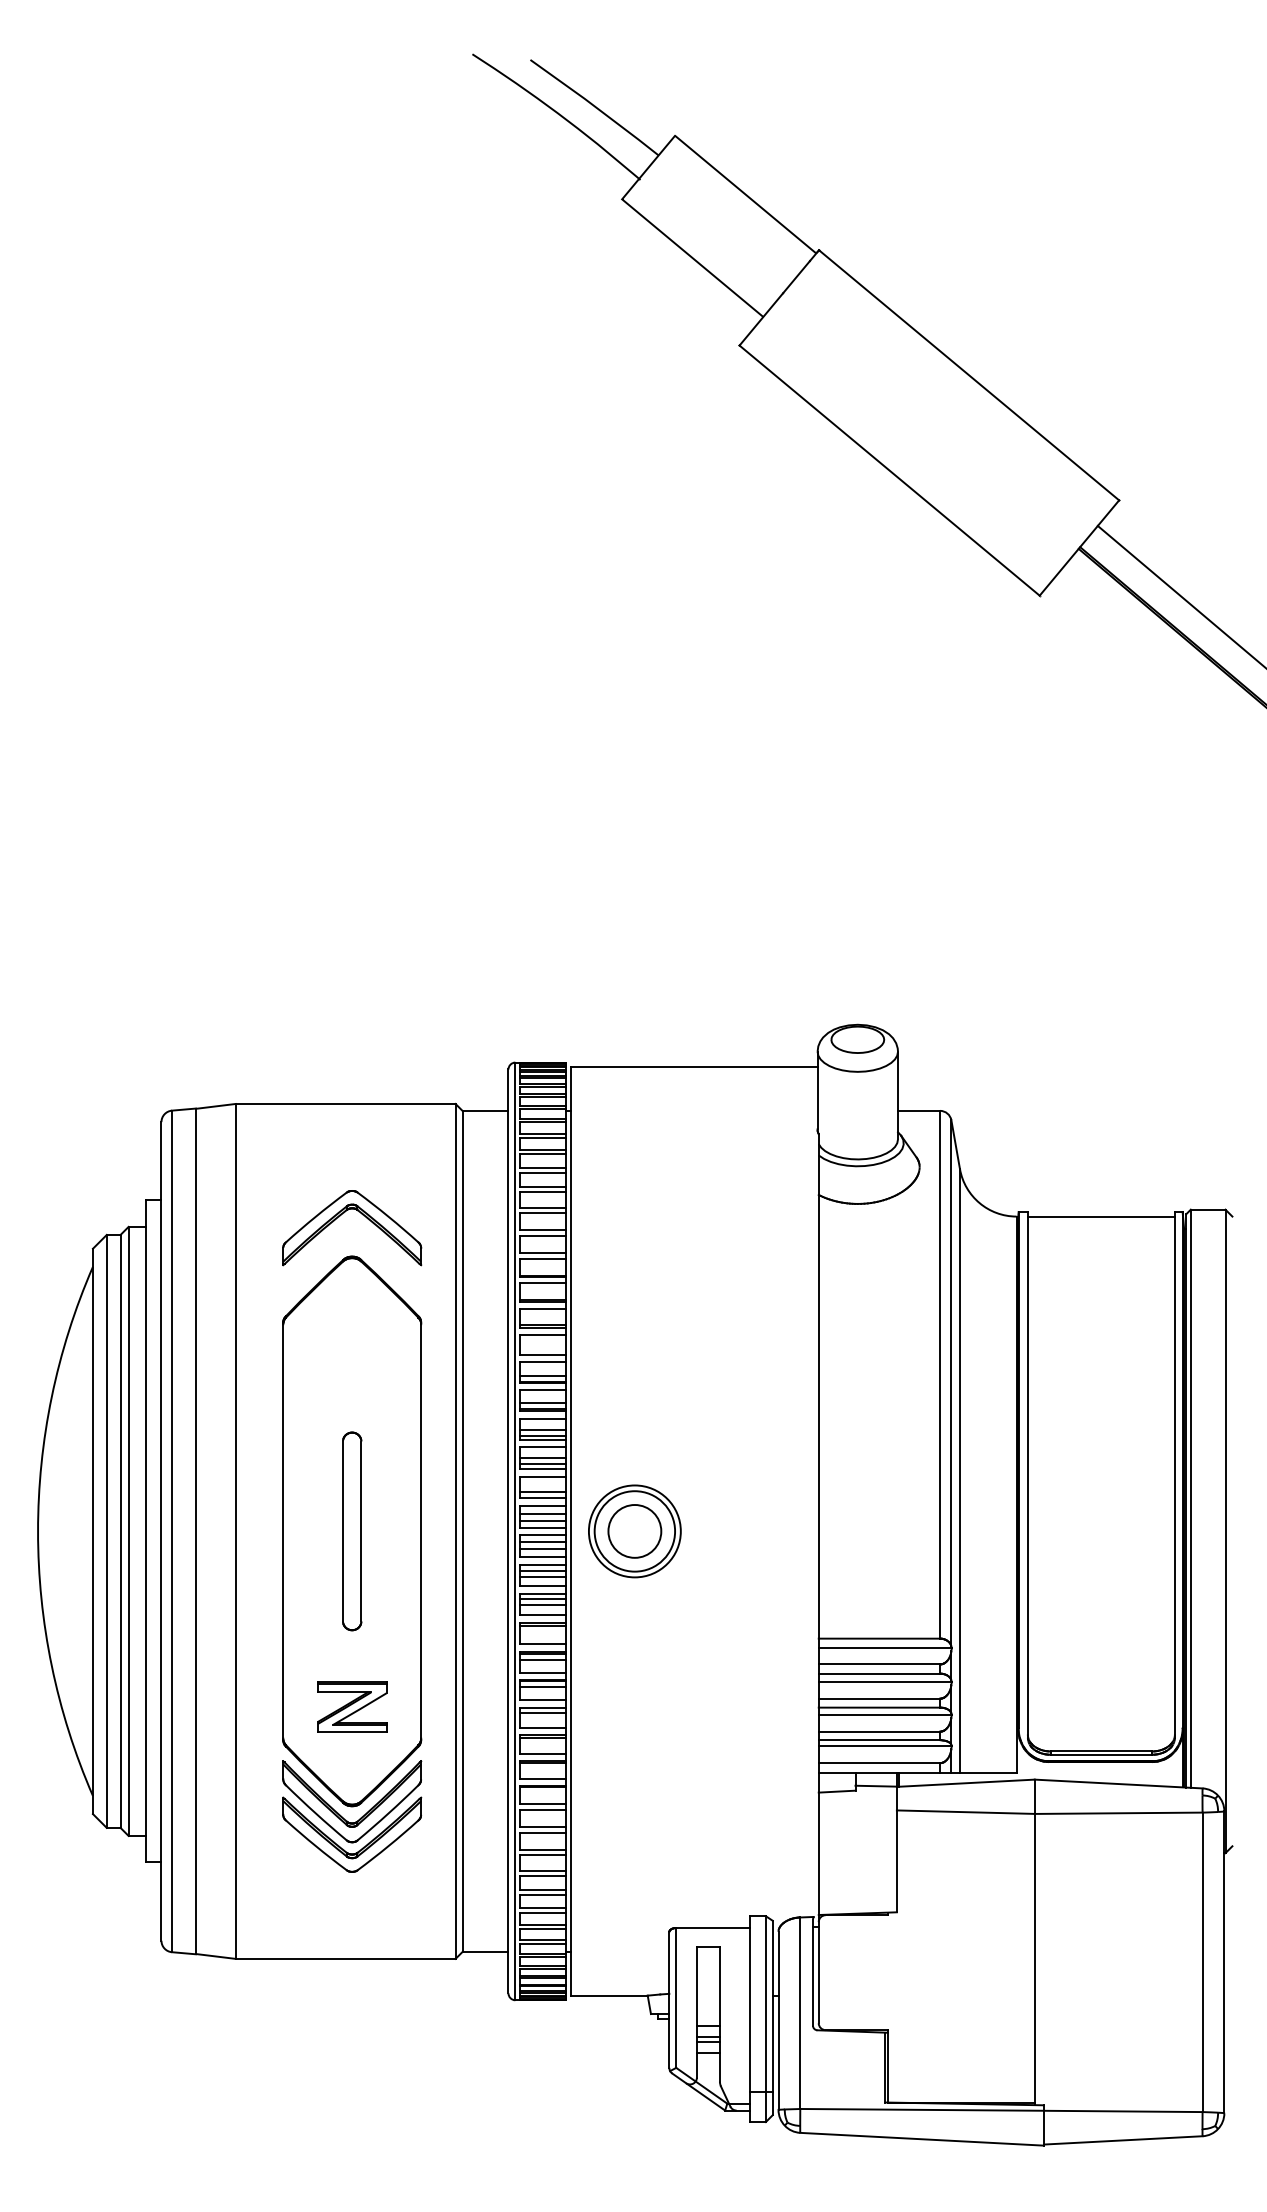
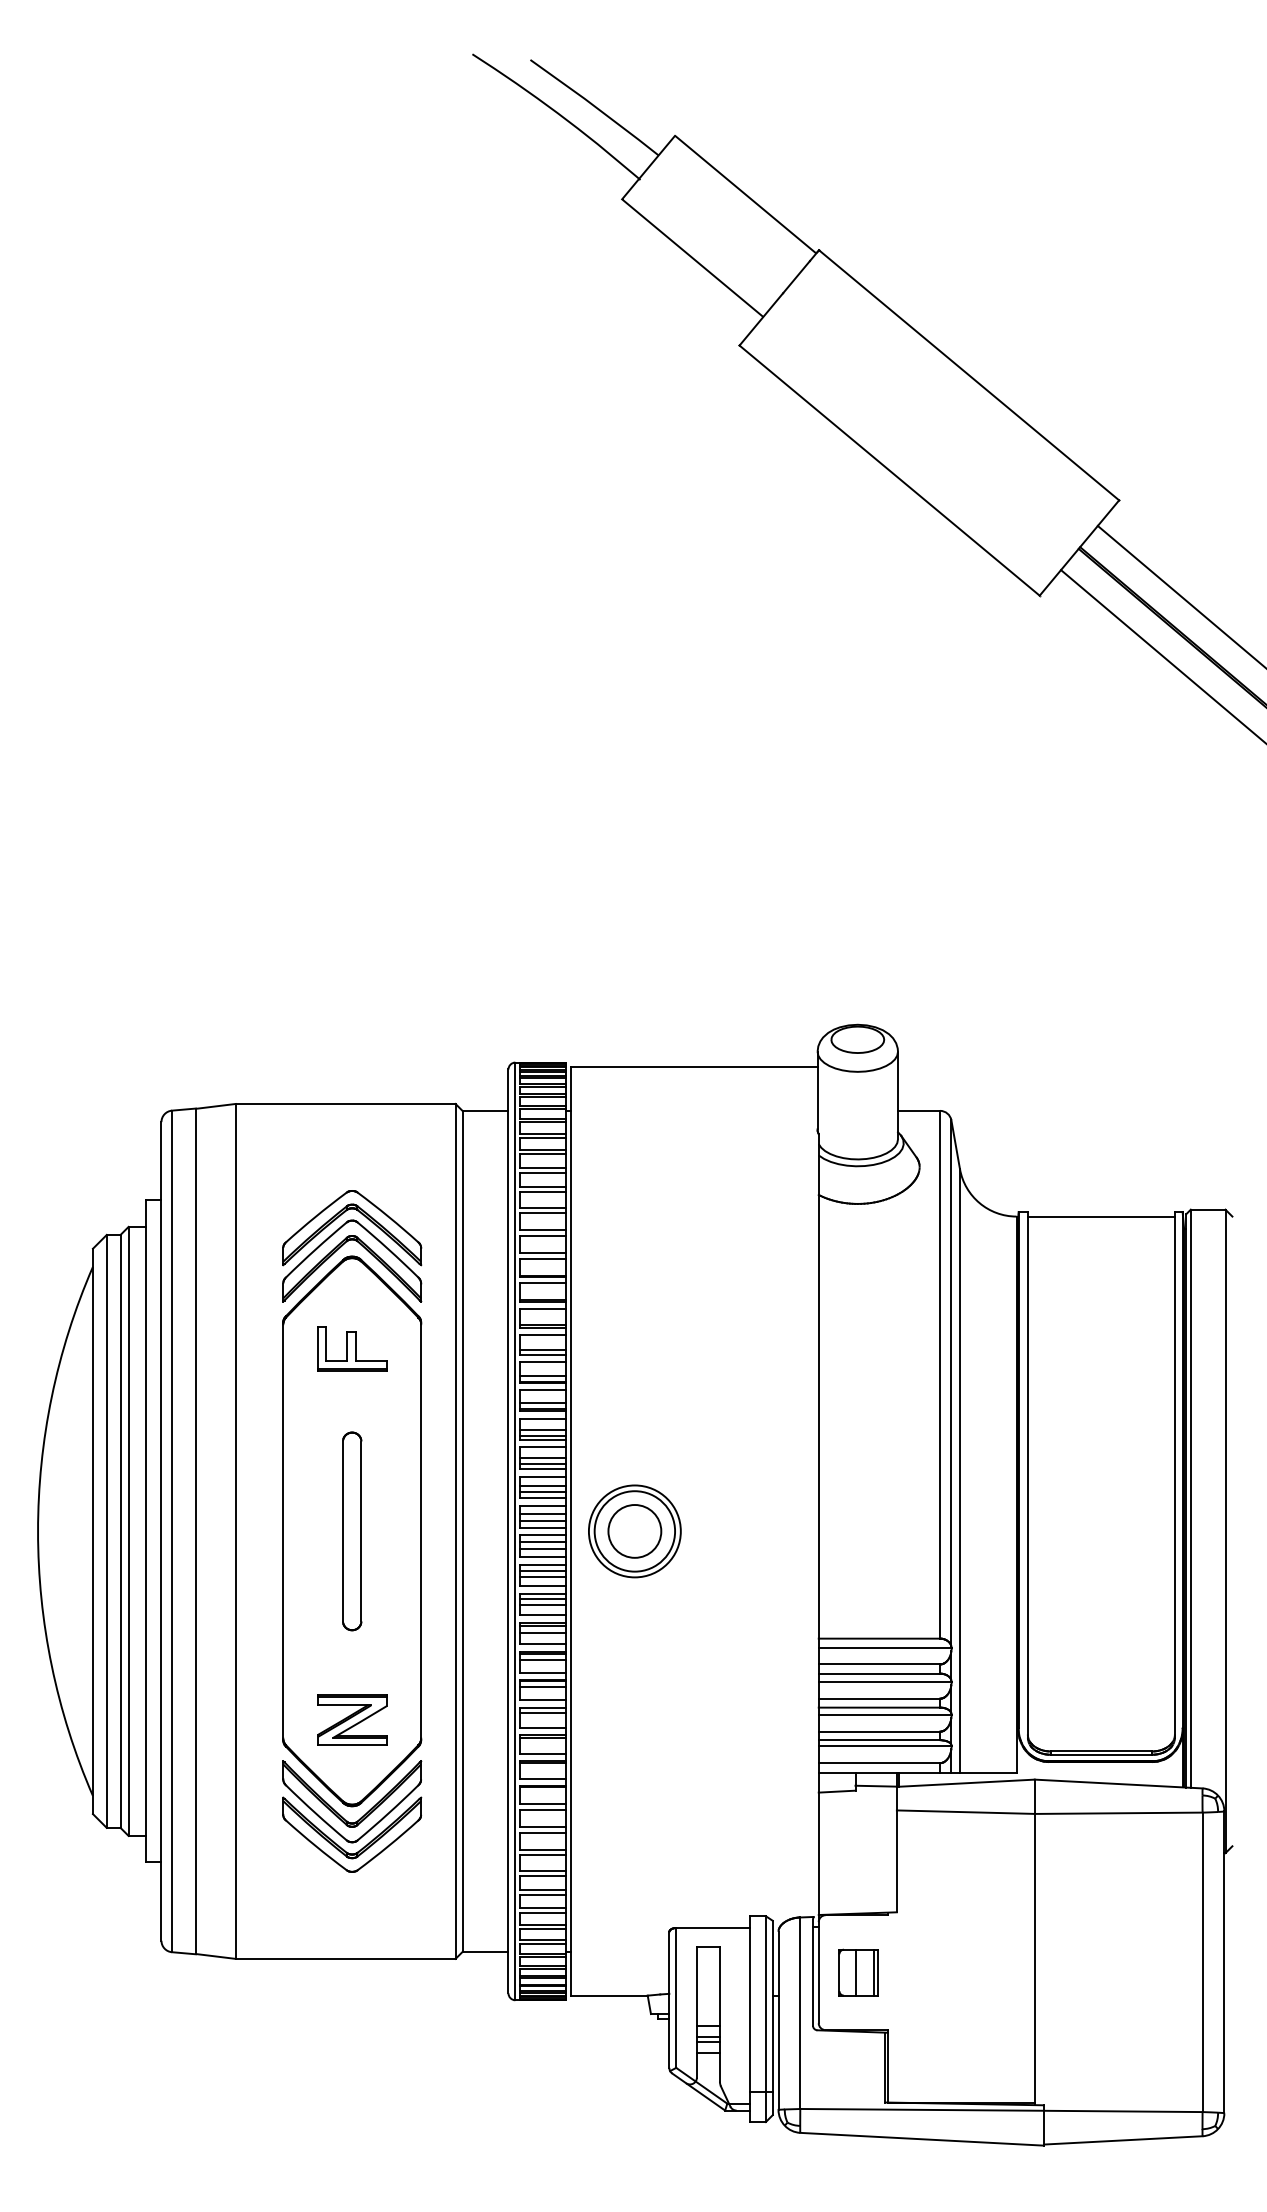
line: none -> present (1162, 655)
part: none -> present (340, 1248)
part: none -> present (352, 1348)
line: none -> present (542, 1349)
line: none -> present (542, 1485)
line: none -> present (542, 1632)
part position: (352, 1706) -> (352, 1719) (352, 1719)
part: none -> present (858, 1972)
